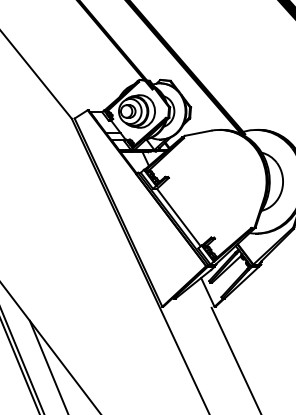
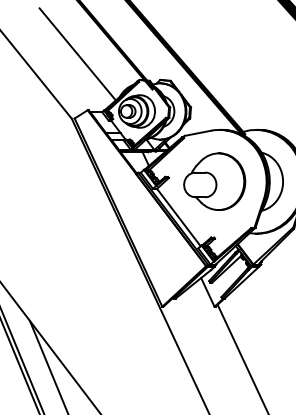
line: none -> present (77, 54)
part: none -> present (214, 181)
line position: (235, 359) -> (242, 357) (242, 357)
